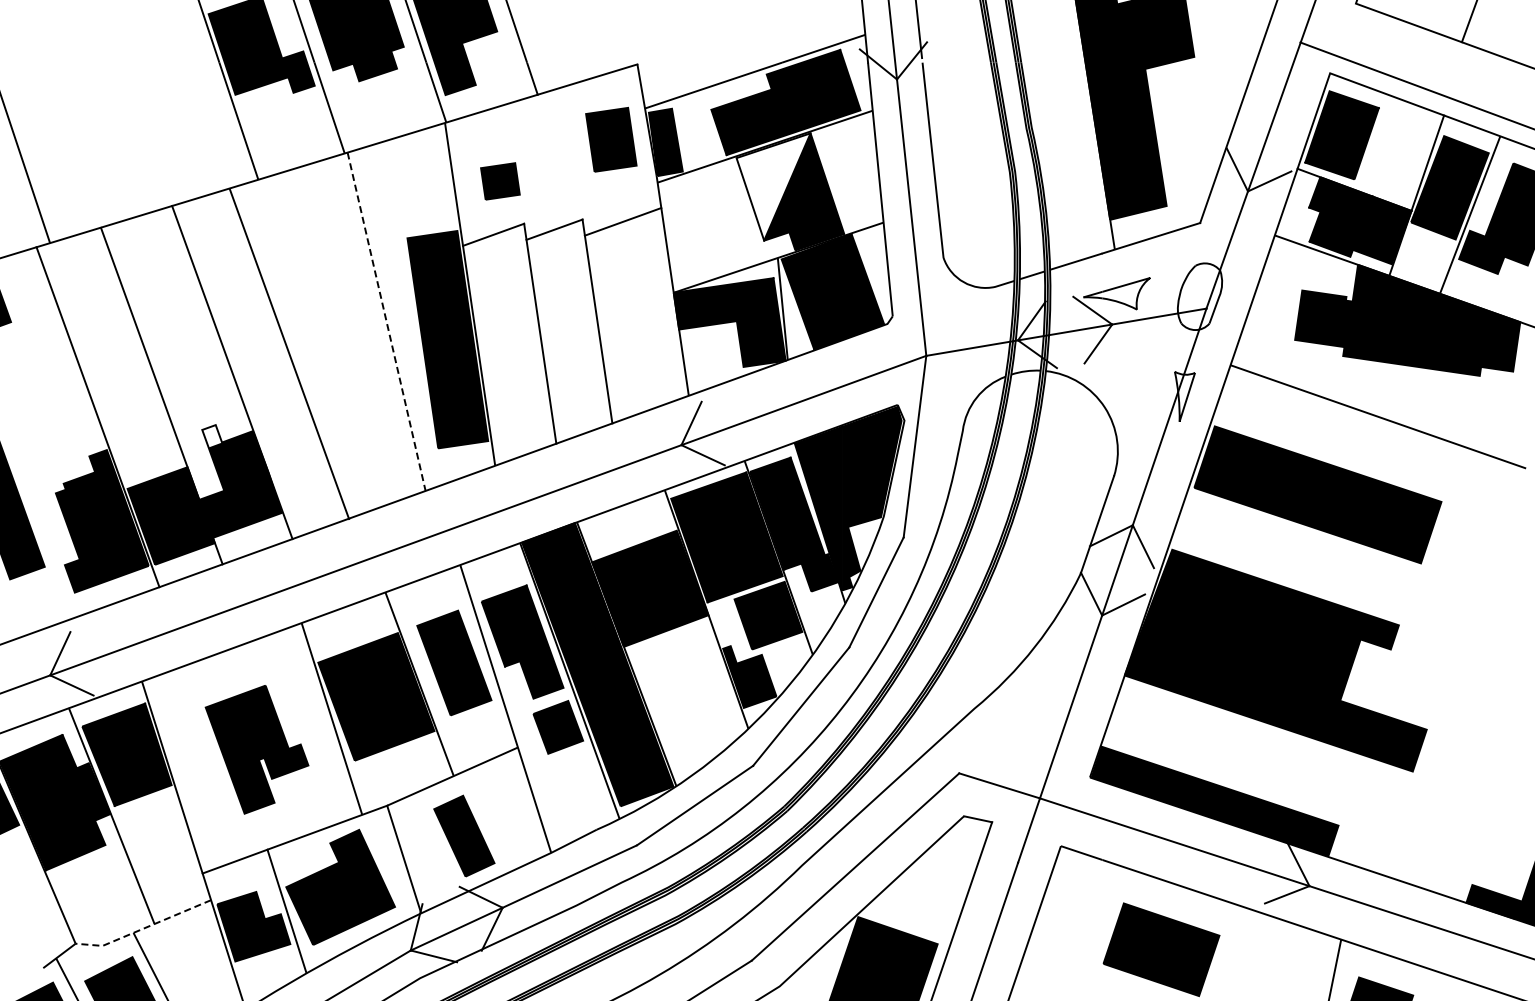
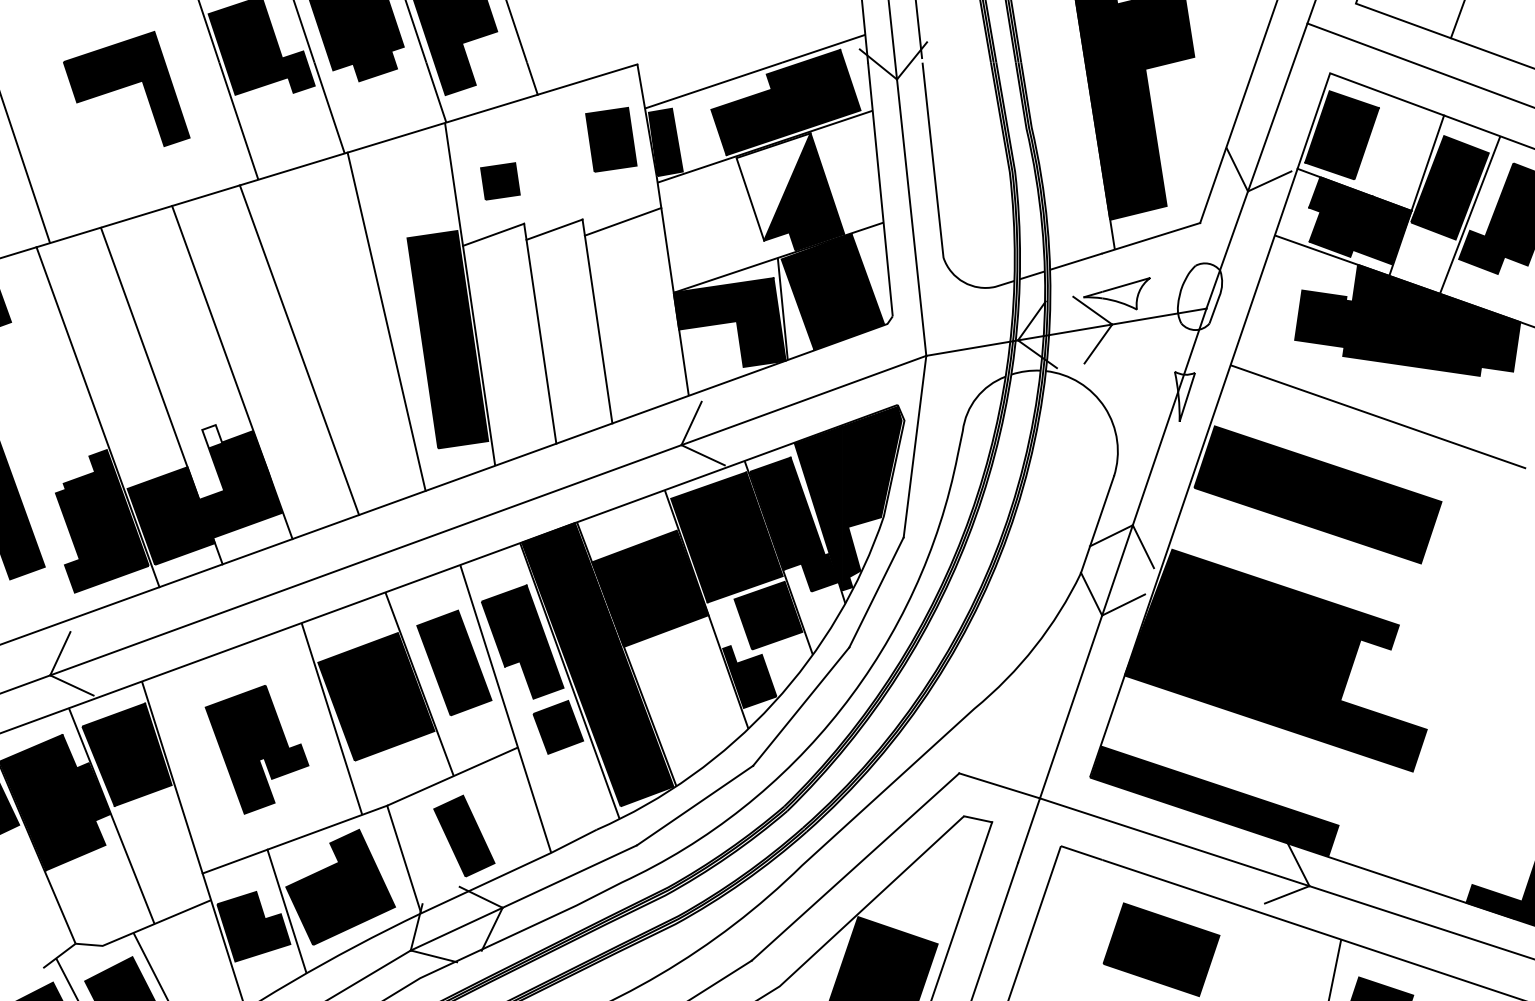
line position: (1468, 22) -> (1456, 20) (1456, 20)
line position: (1415, 85) -> (1419, 64) (1419, 64)
part: none -> present (126, 88)
line: dashed -> solid (386, 321)
line position: (289, 354) -> (299, 350) (299, 350)
line: dashed -> solid (143, 928)
